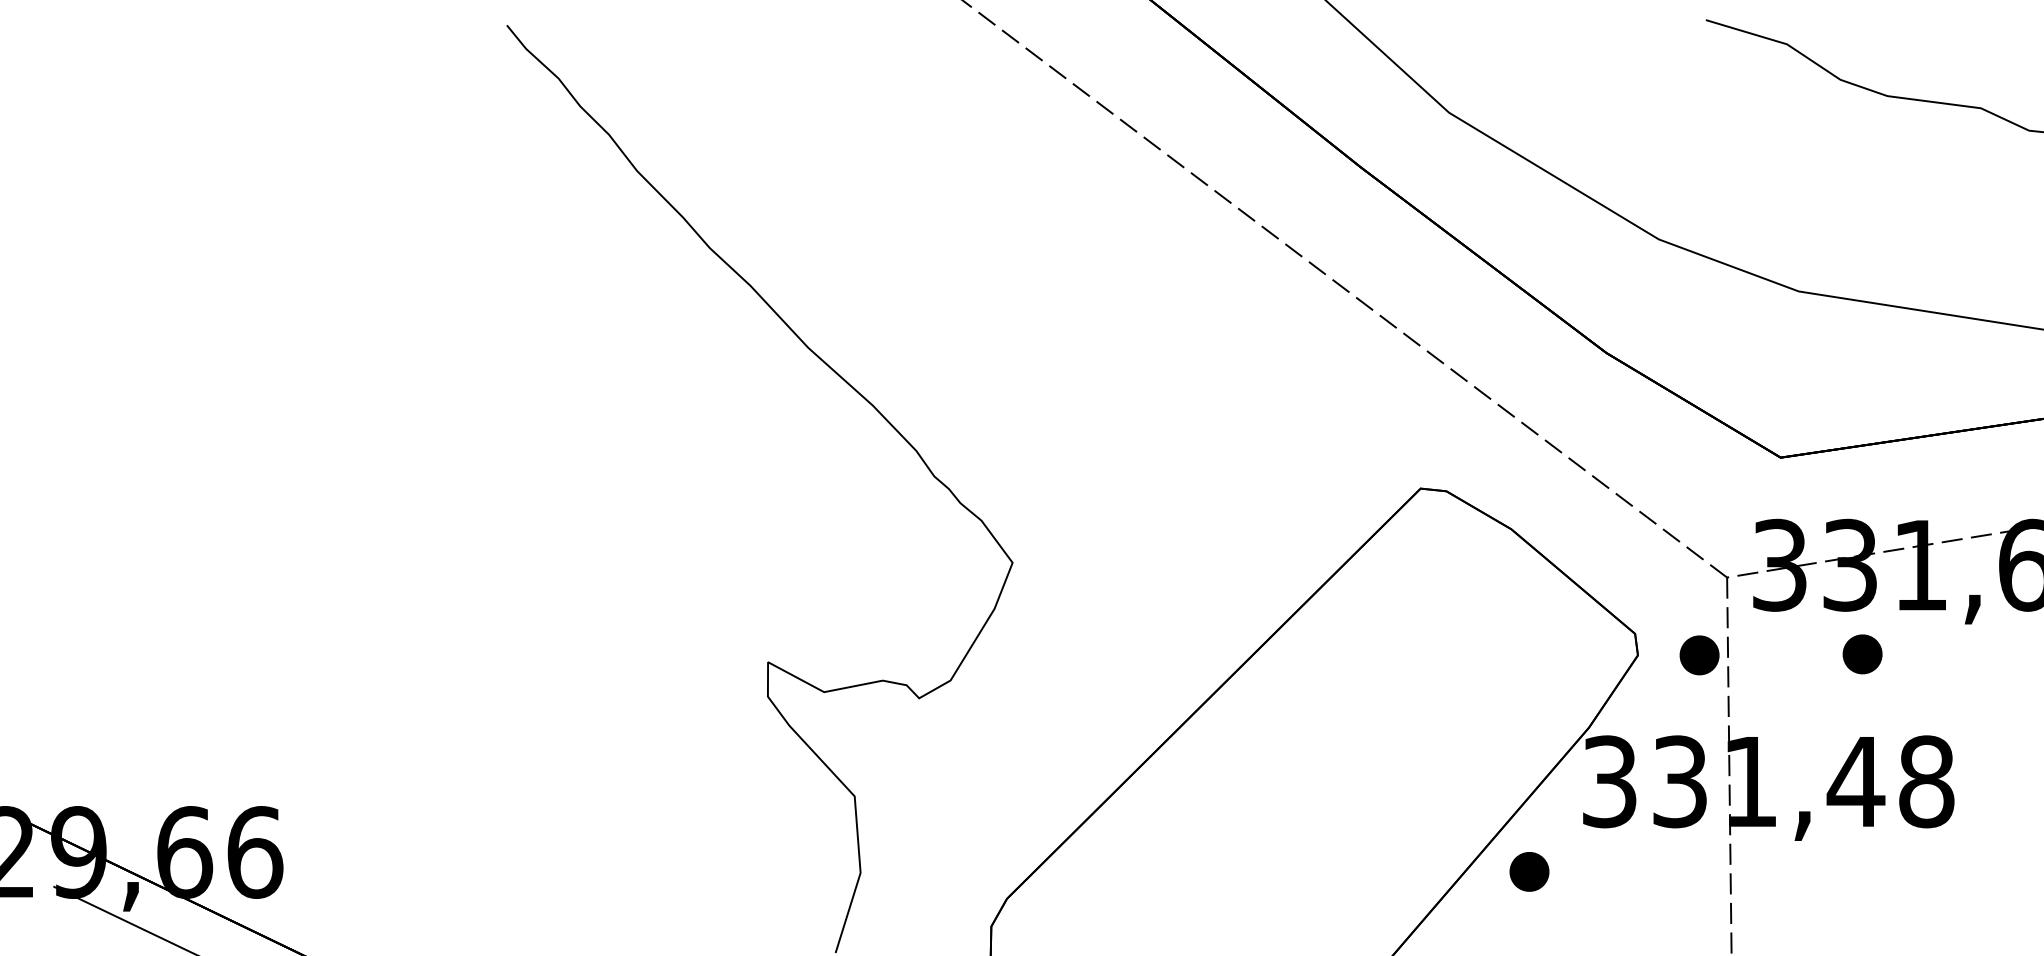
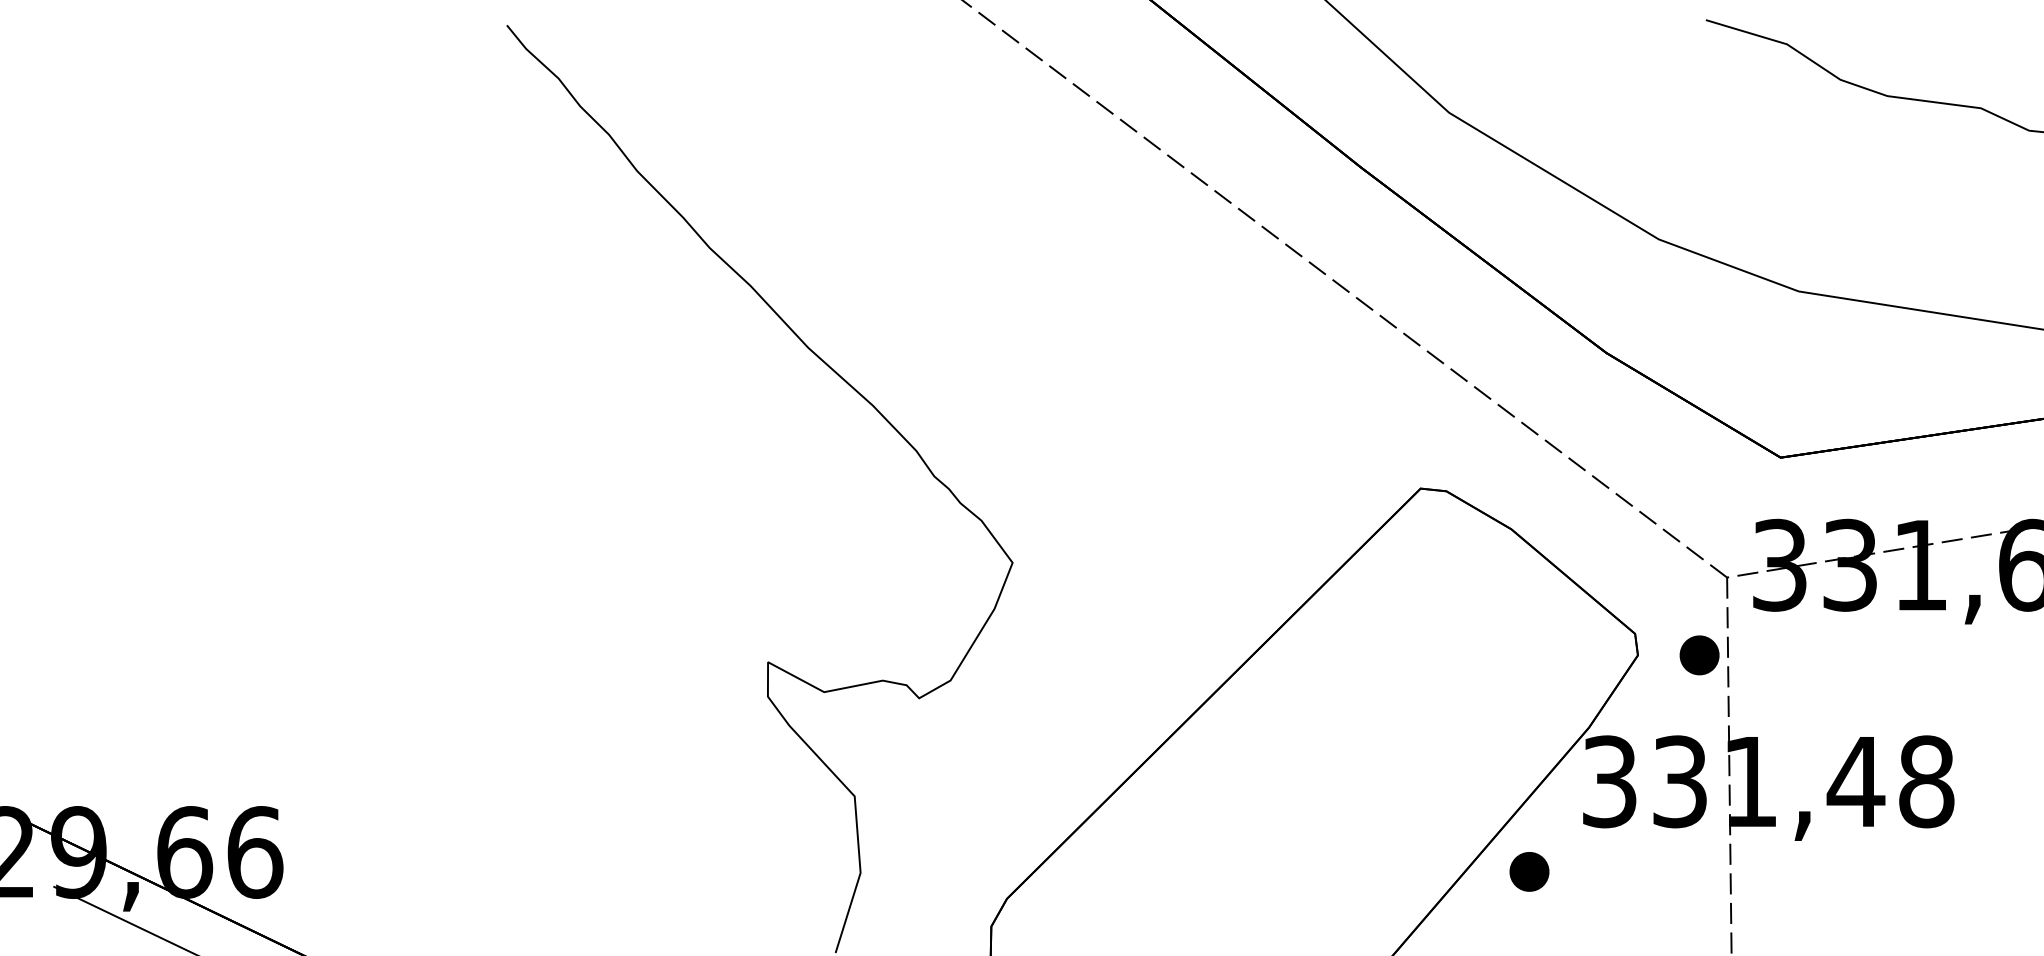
part: present -> none (1862, 654)
